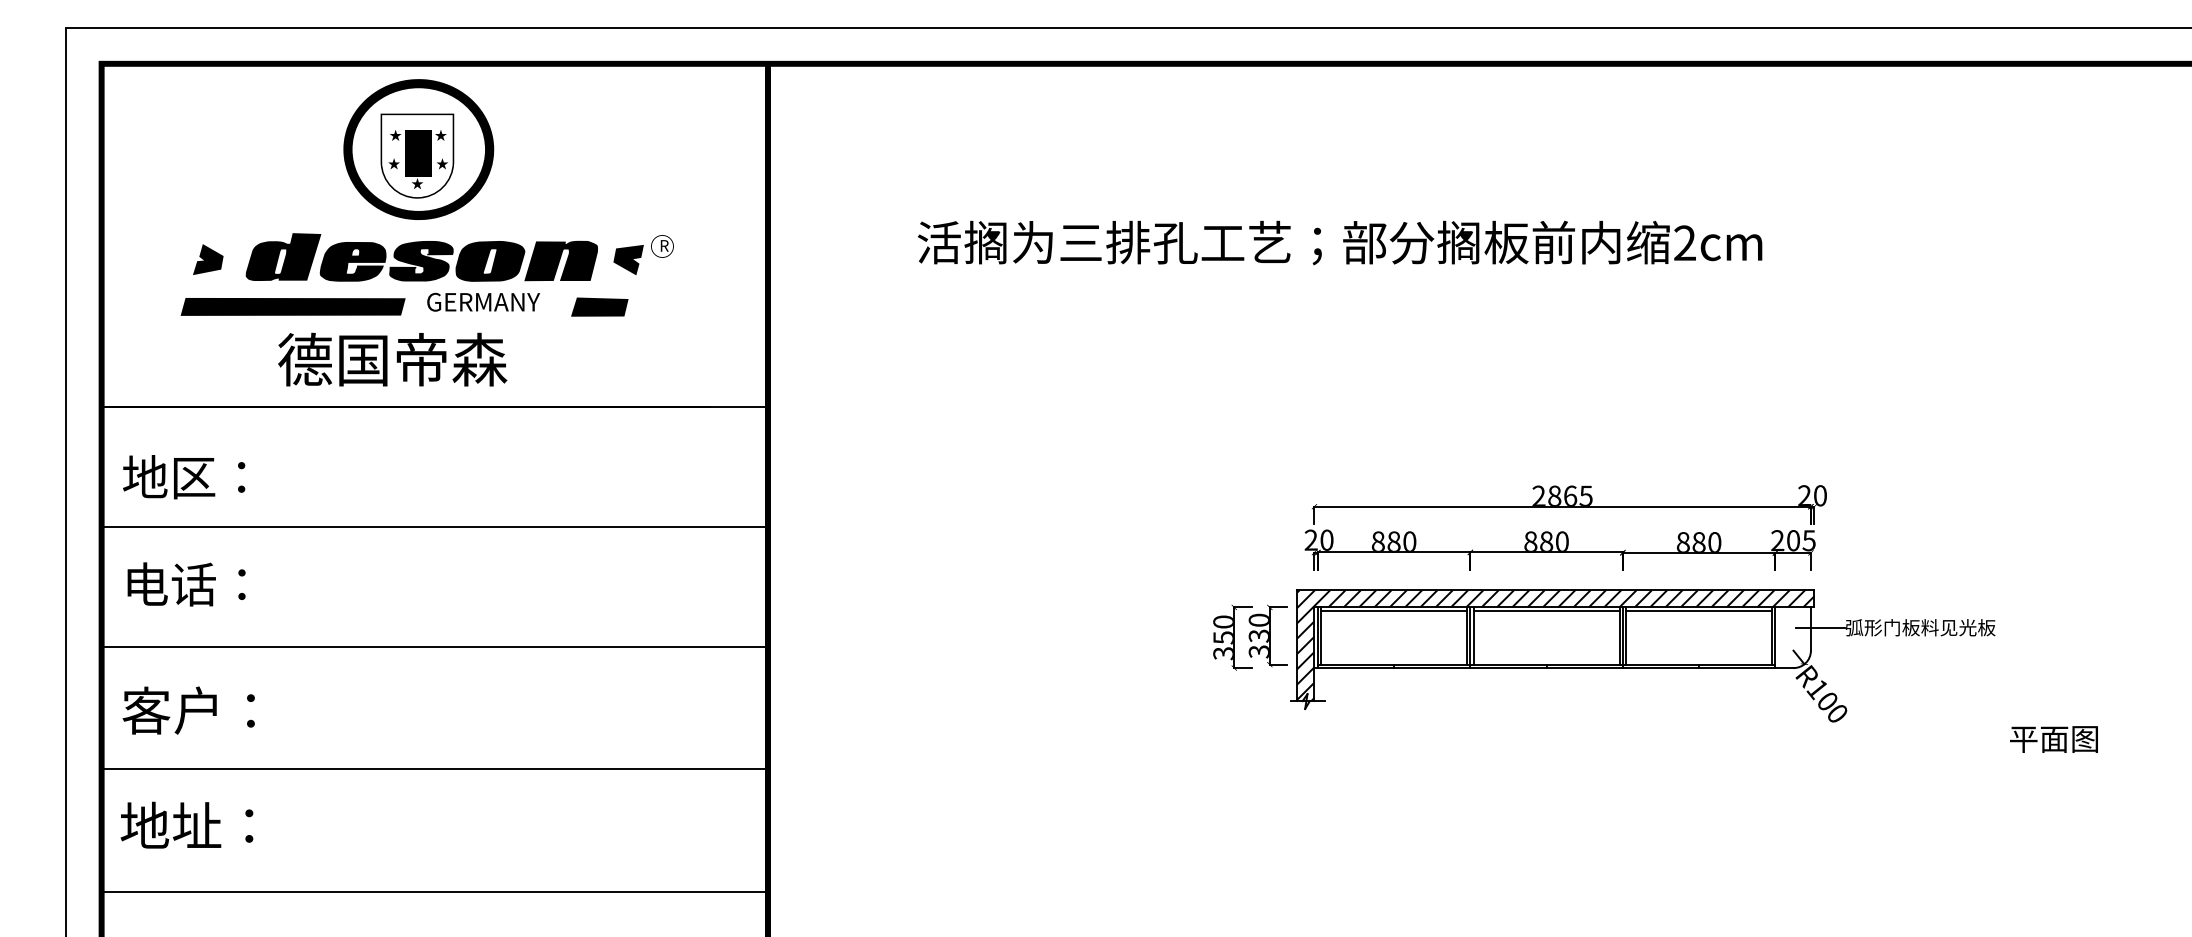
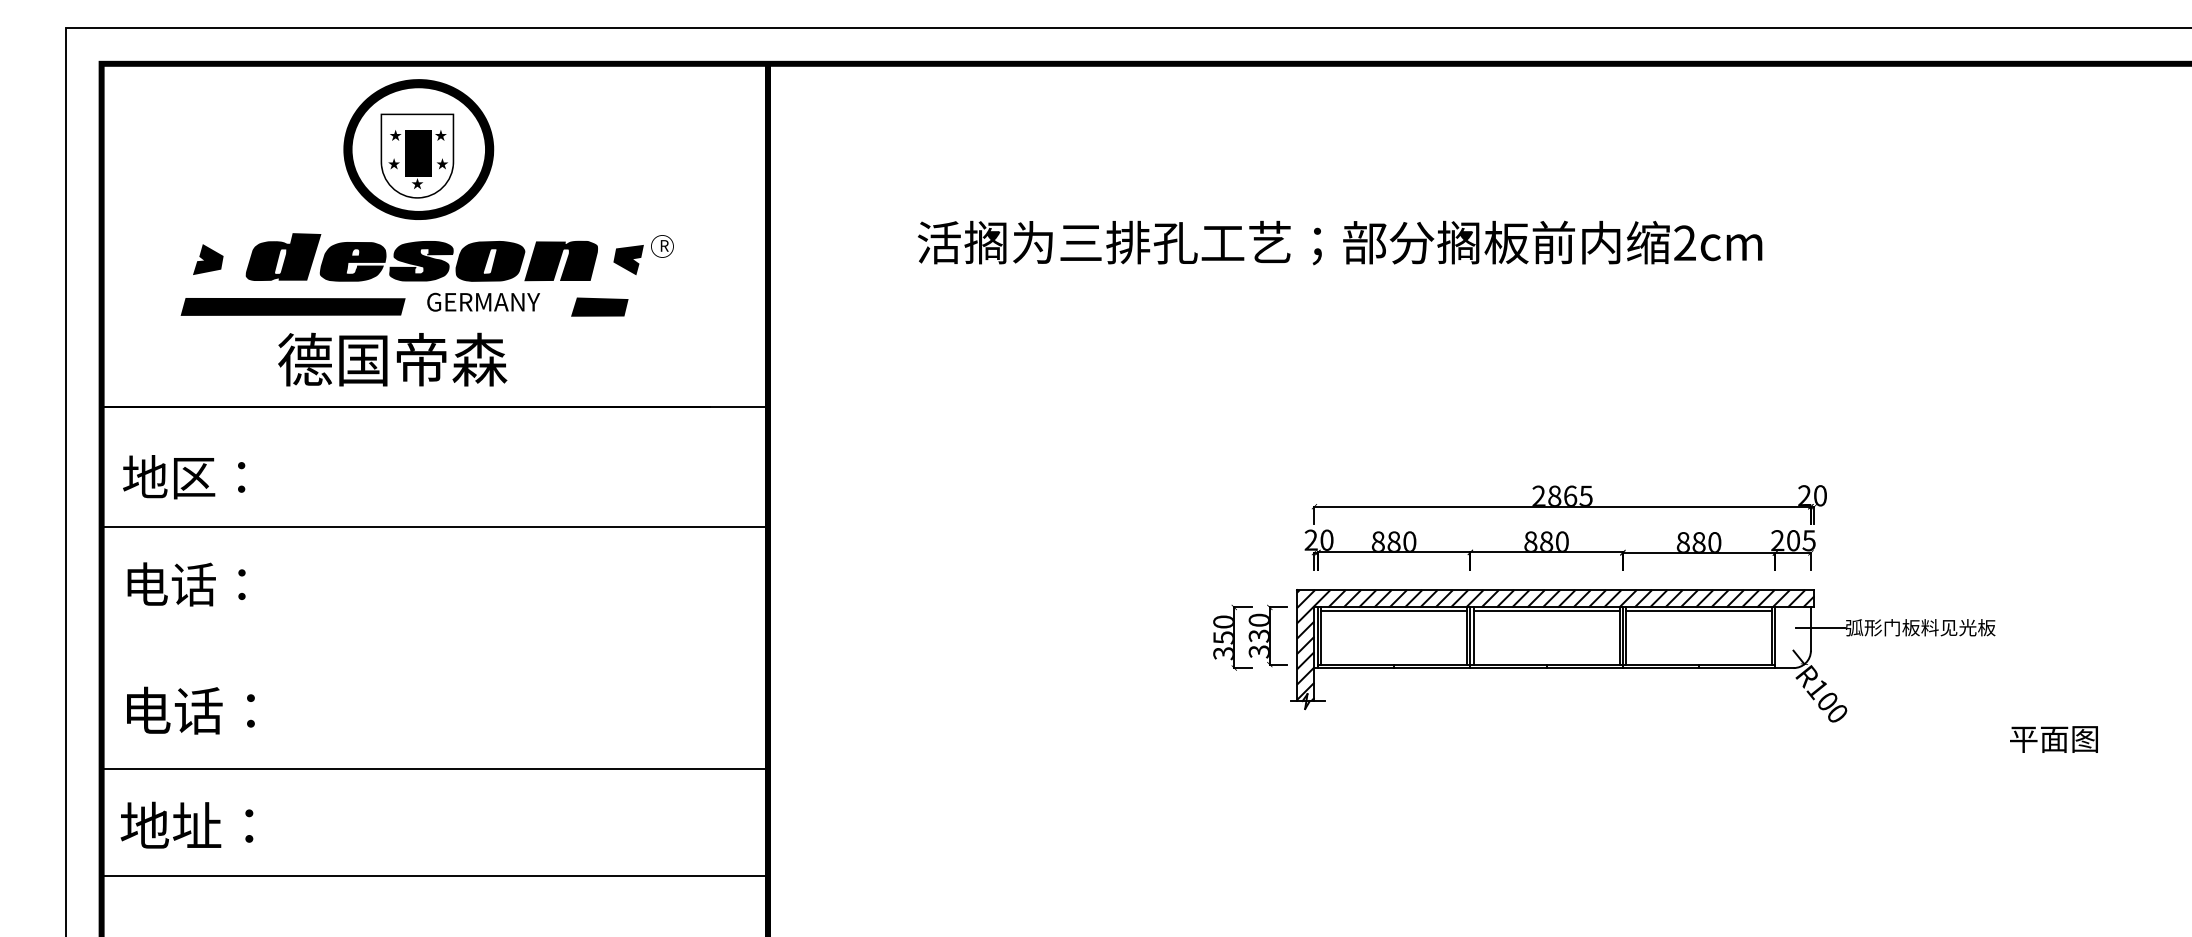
line: present -> none (436, 646)
text: 客户： -> 电话： (172, 710)
line position: (434, 891) -> (434, 875) (434, 875)
